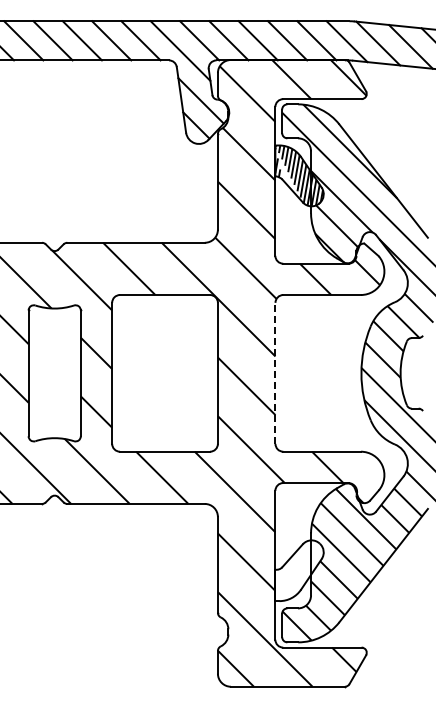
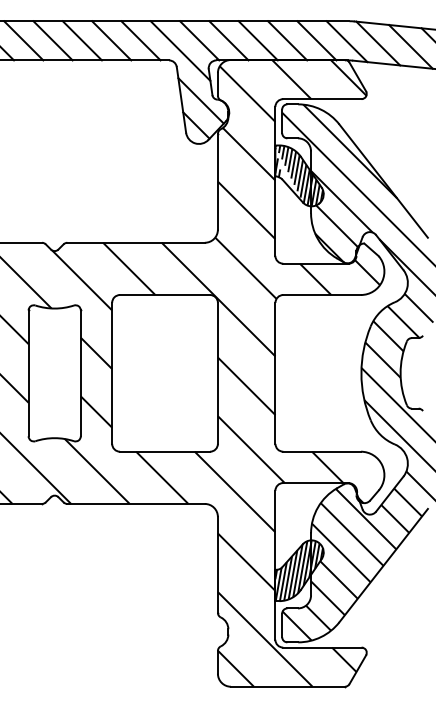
line: dashed -> solid (275, 373)
hatch: none -> present (298, 570)
